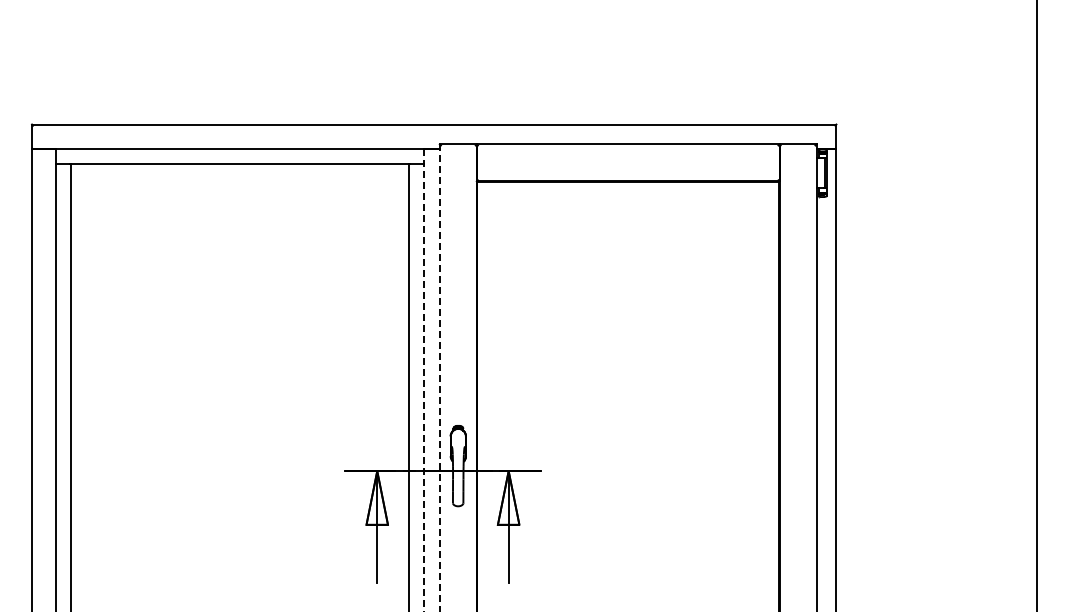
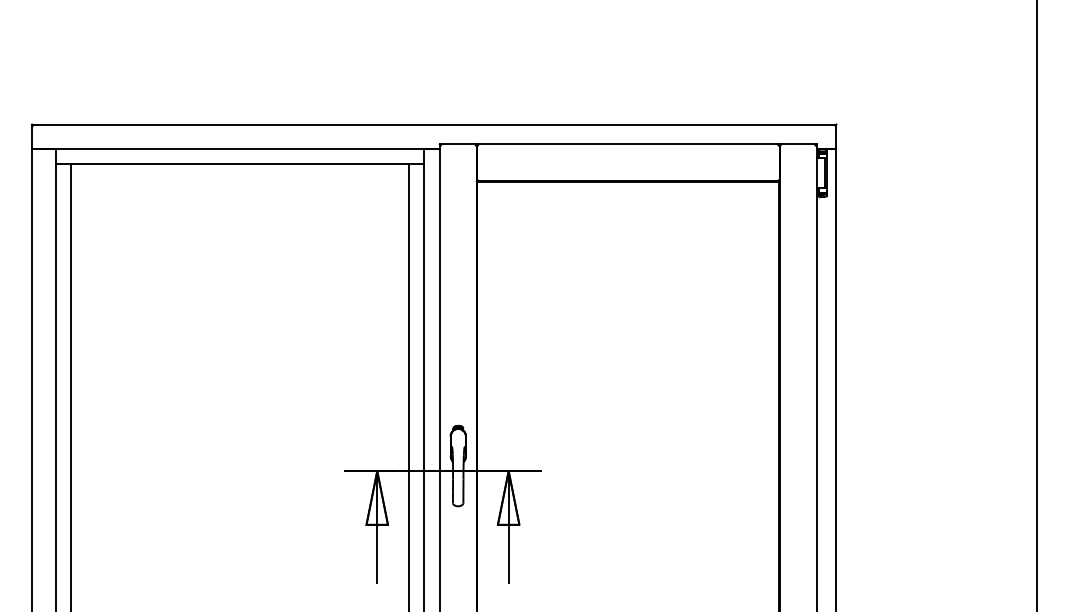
line: dashed -> solid (439, 378)
line: dashed -> solid (424, 380)
